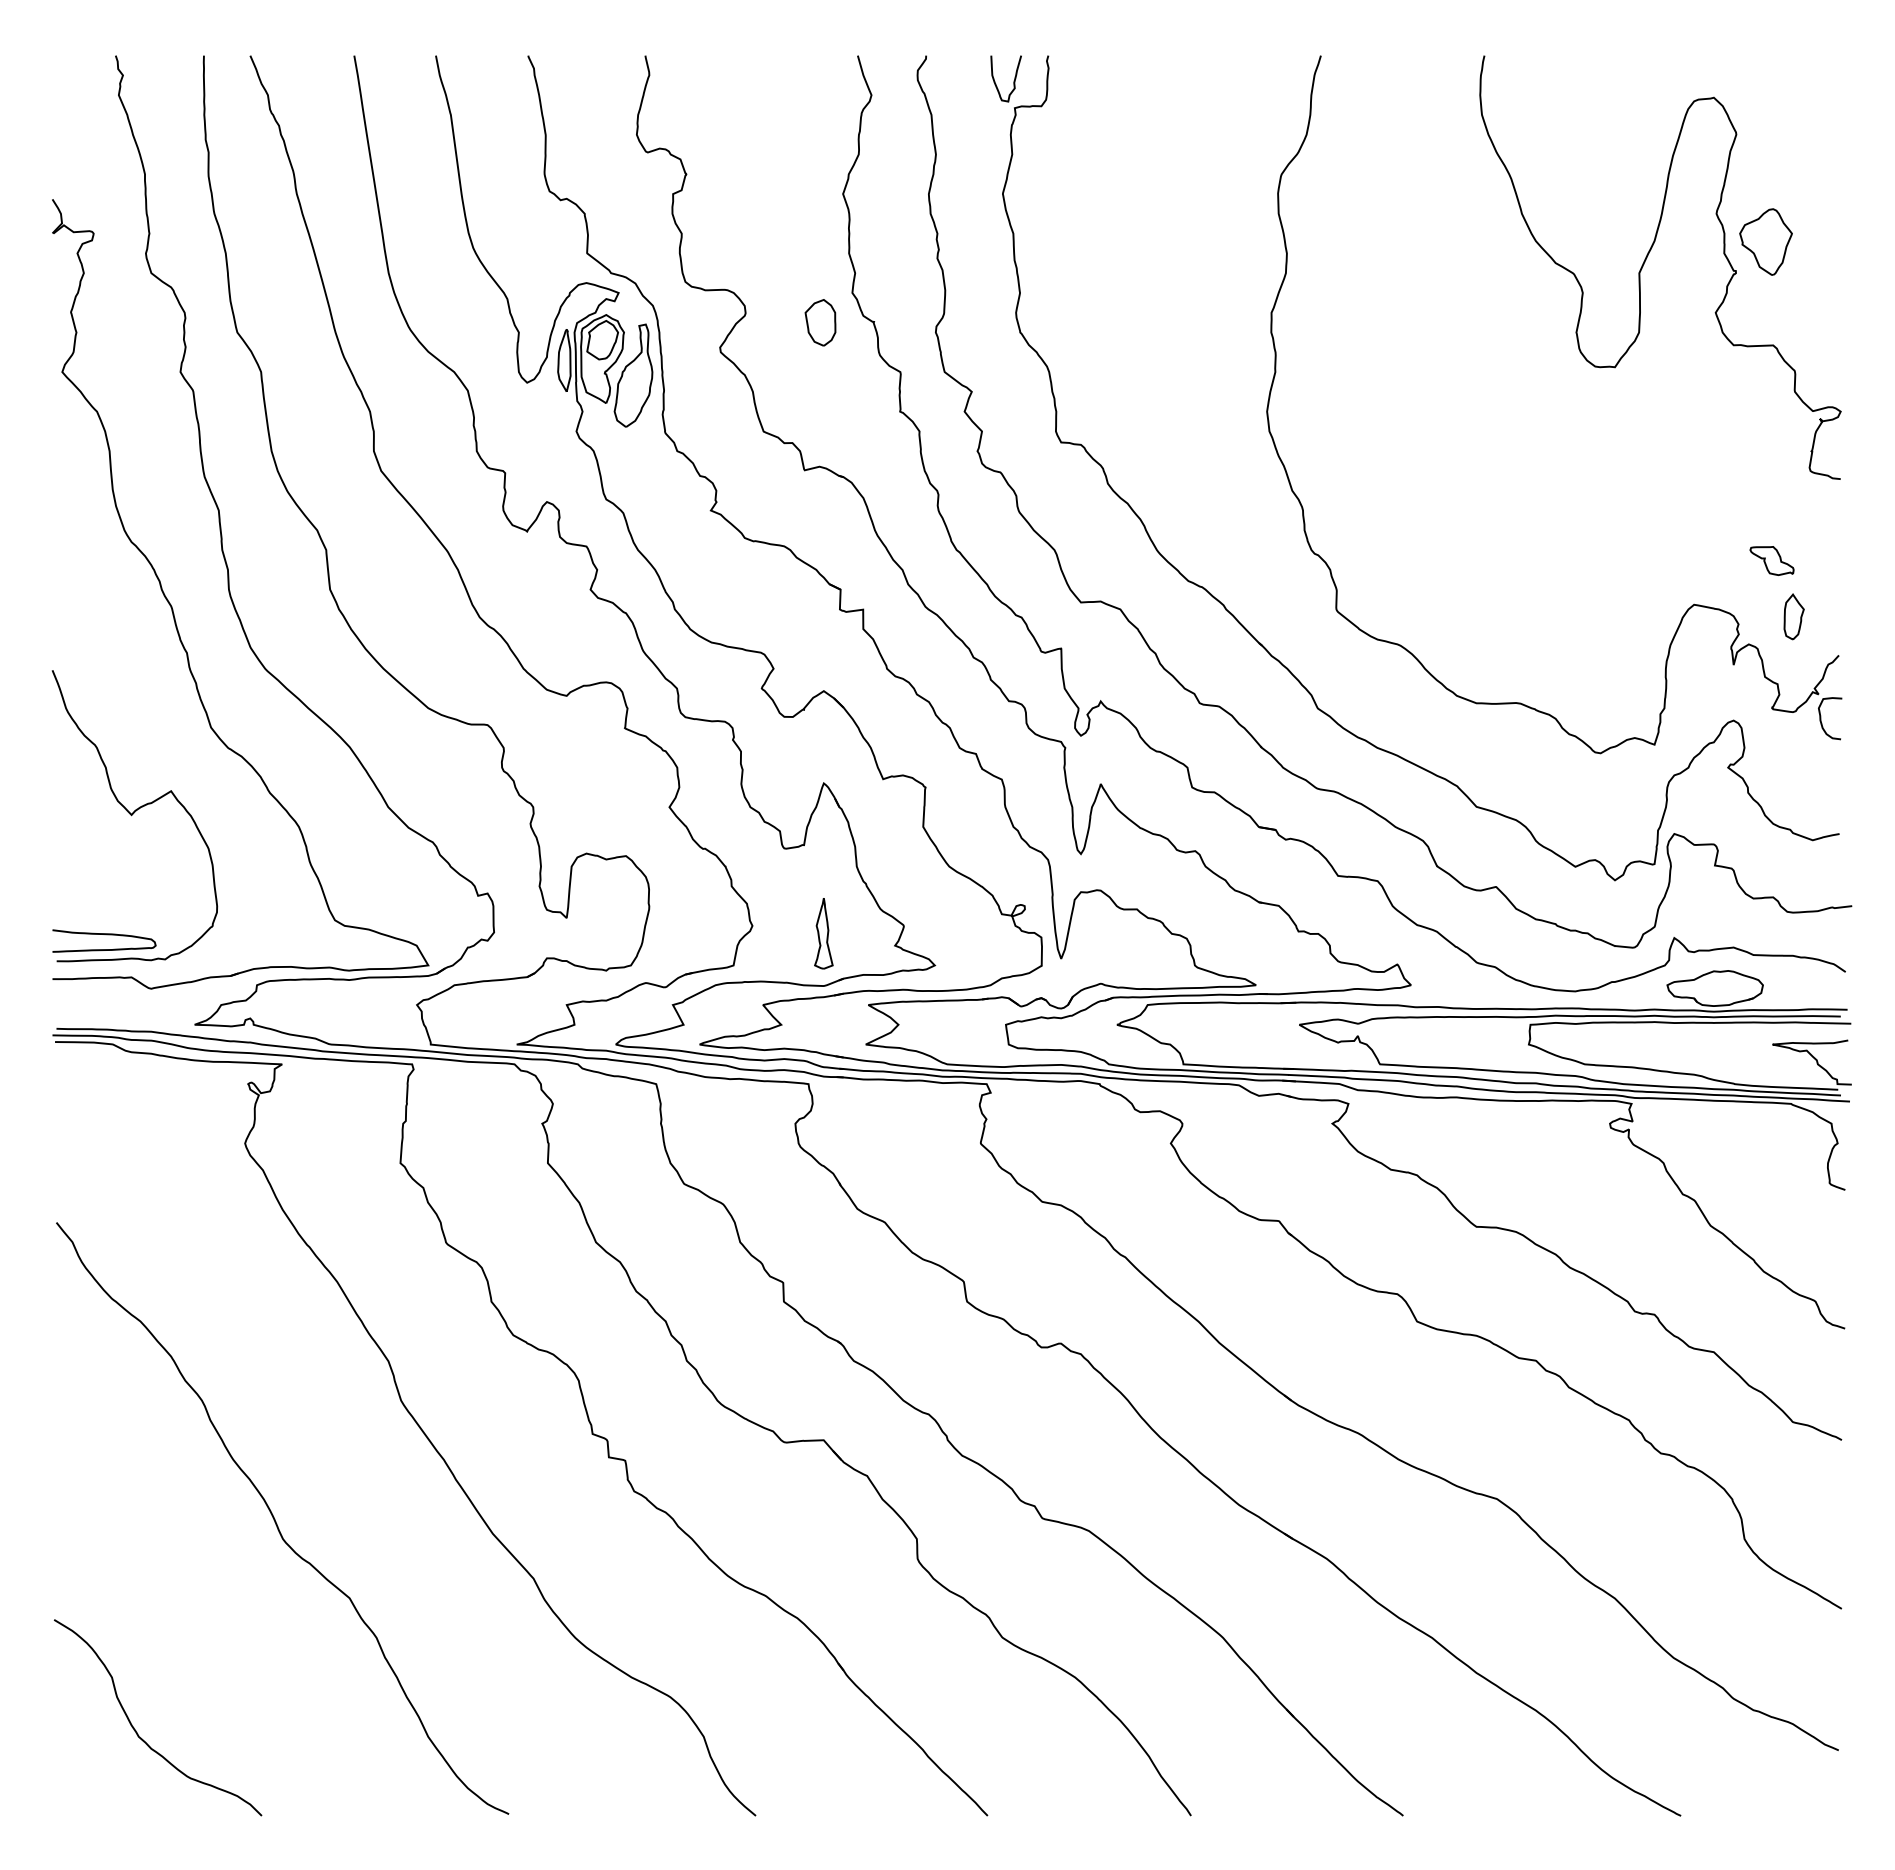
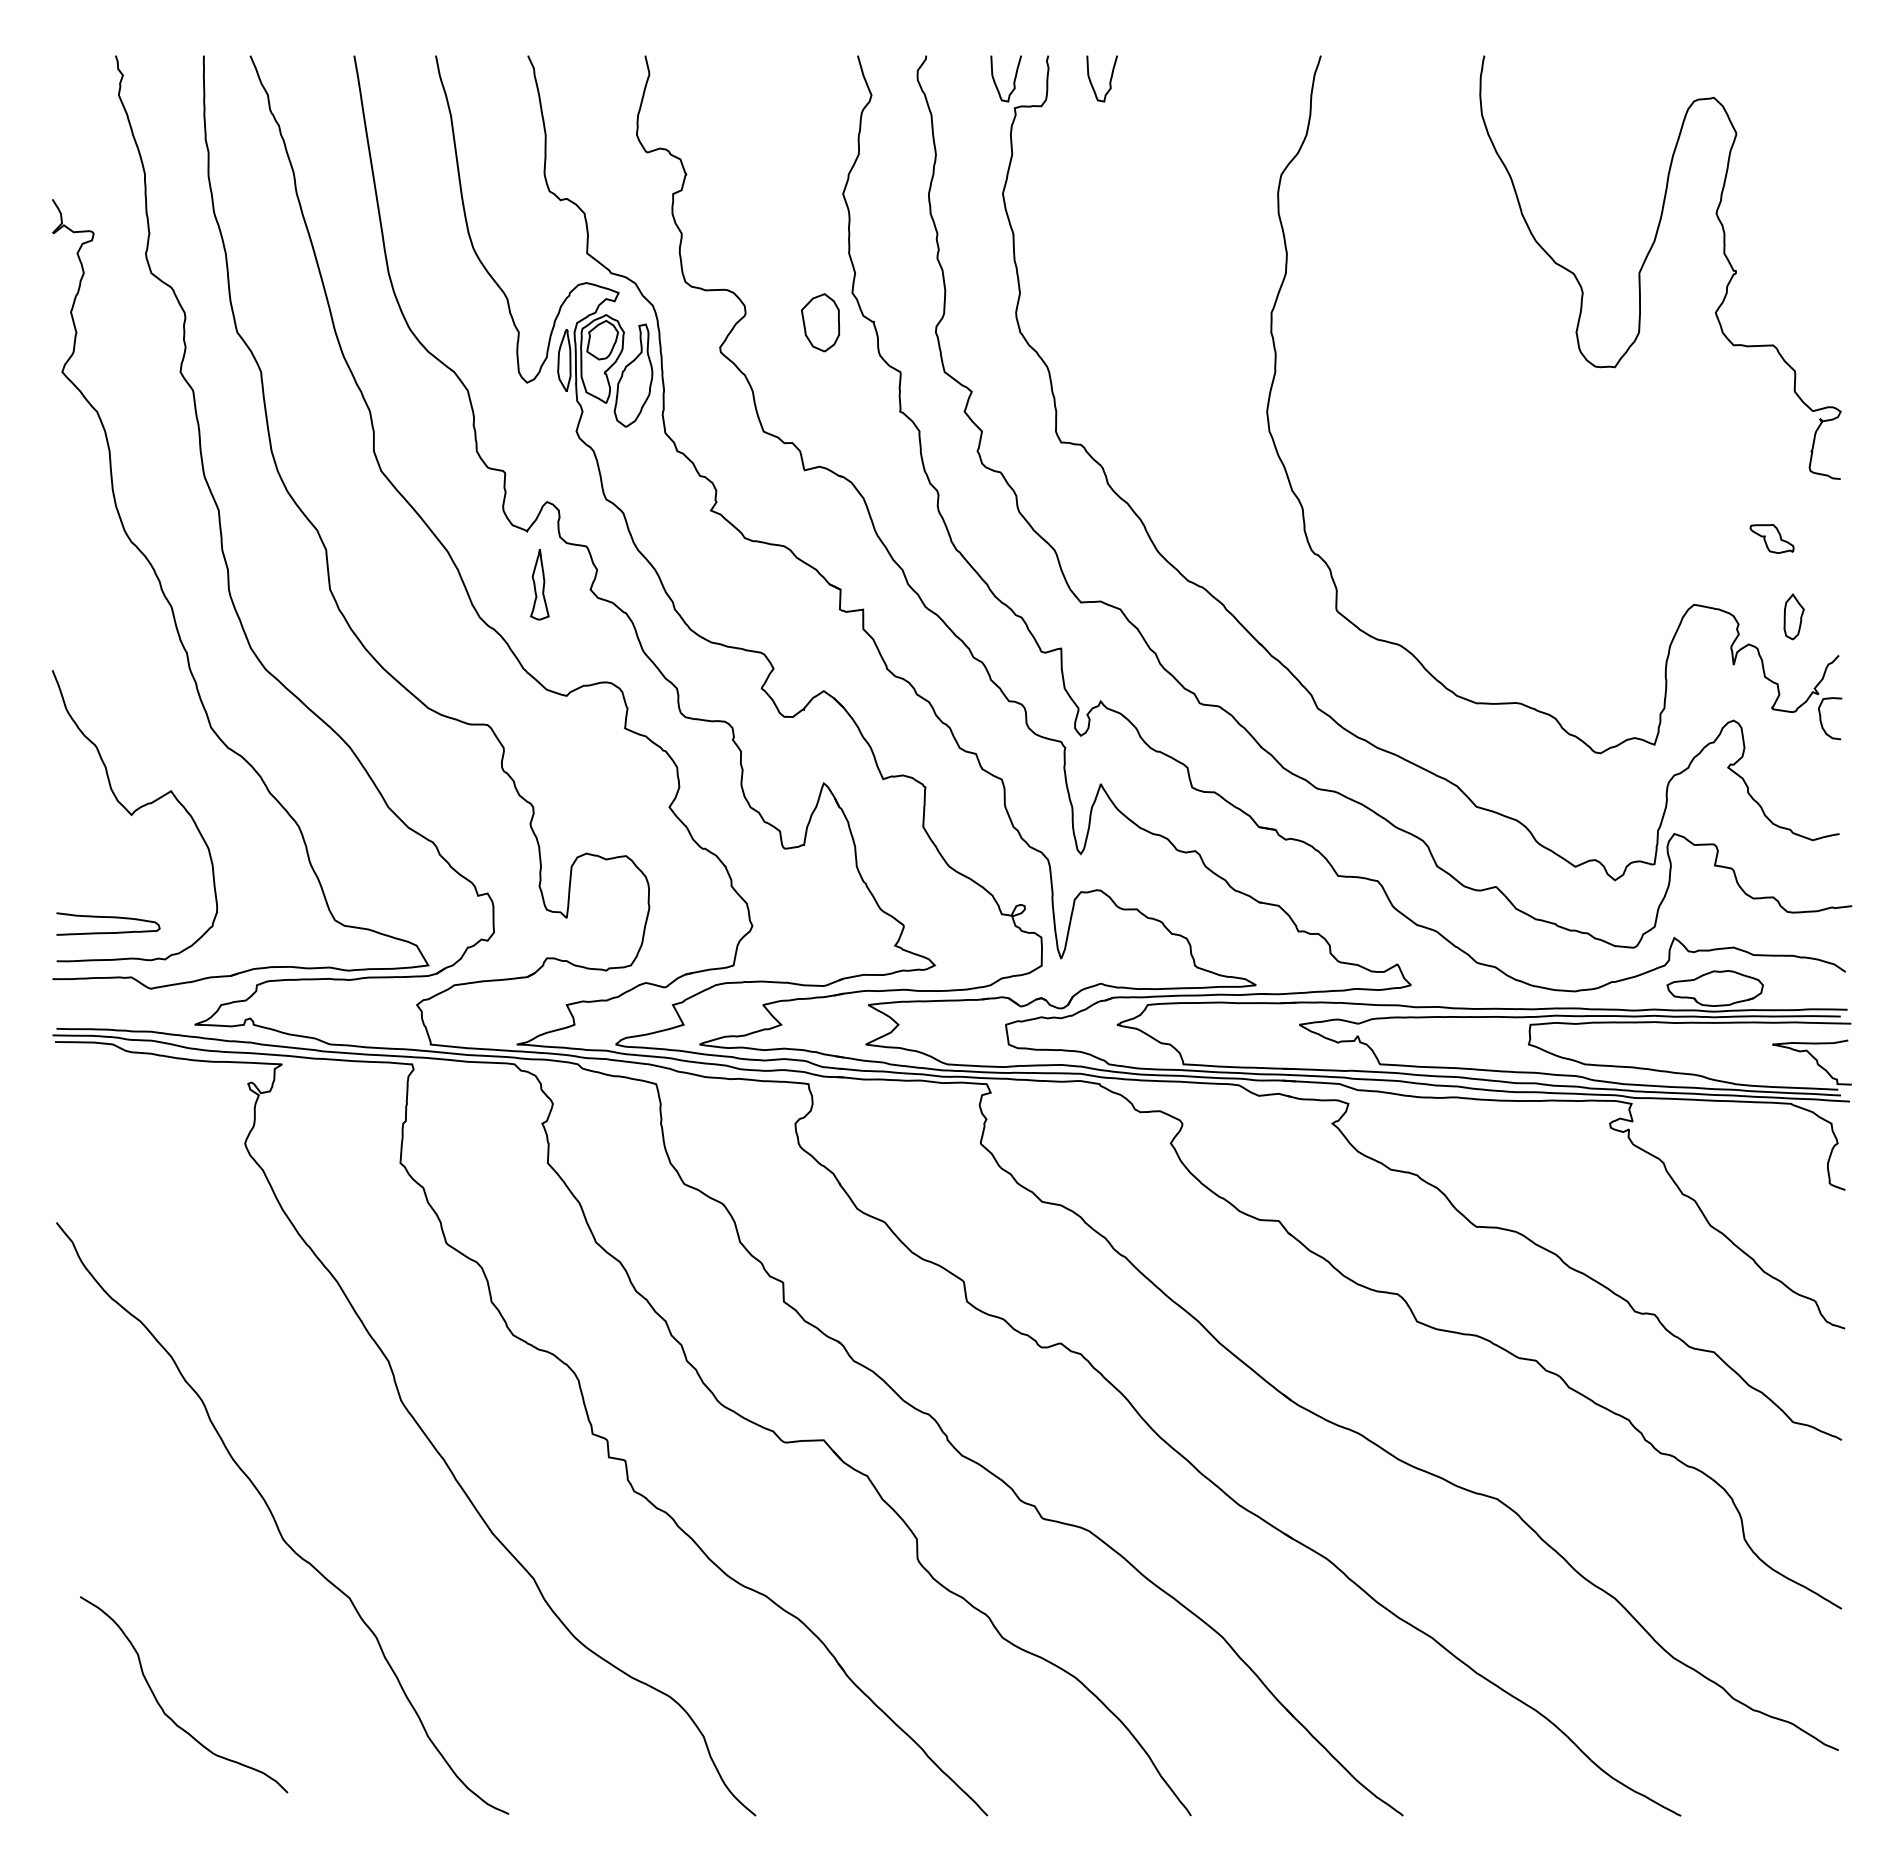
curve: none -> present (1109, 80)
part: present -> none (1765, 241)
part size: 33x48 px -> 39x60 px (820, 322)
part position: (1771, 560) -> (1771, 538) (1771, 538)
part position: (823, 933) -> (539, 584) (539, 584)
curve position: (105, 935) -> (109, 918) (109, 918)
curve position: (136, 1730) -> (162, 1707) (162, 1707)
